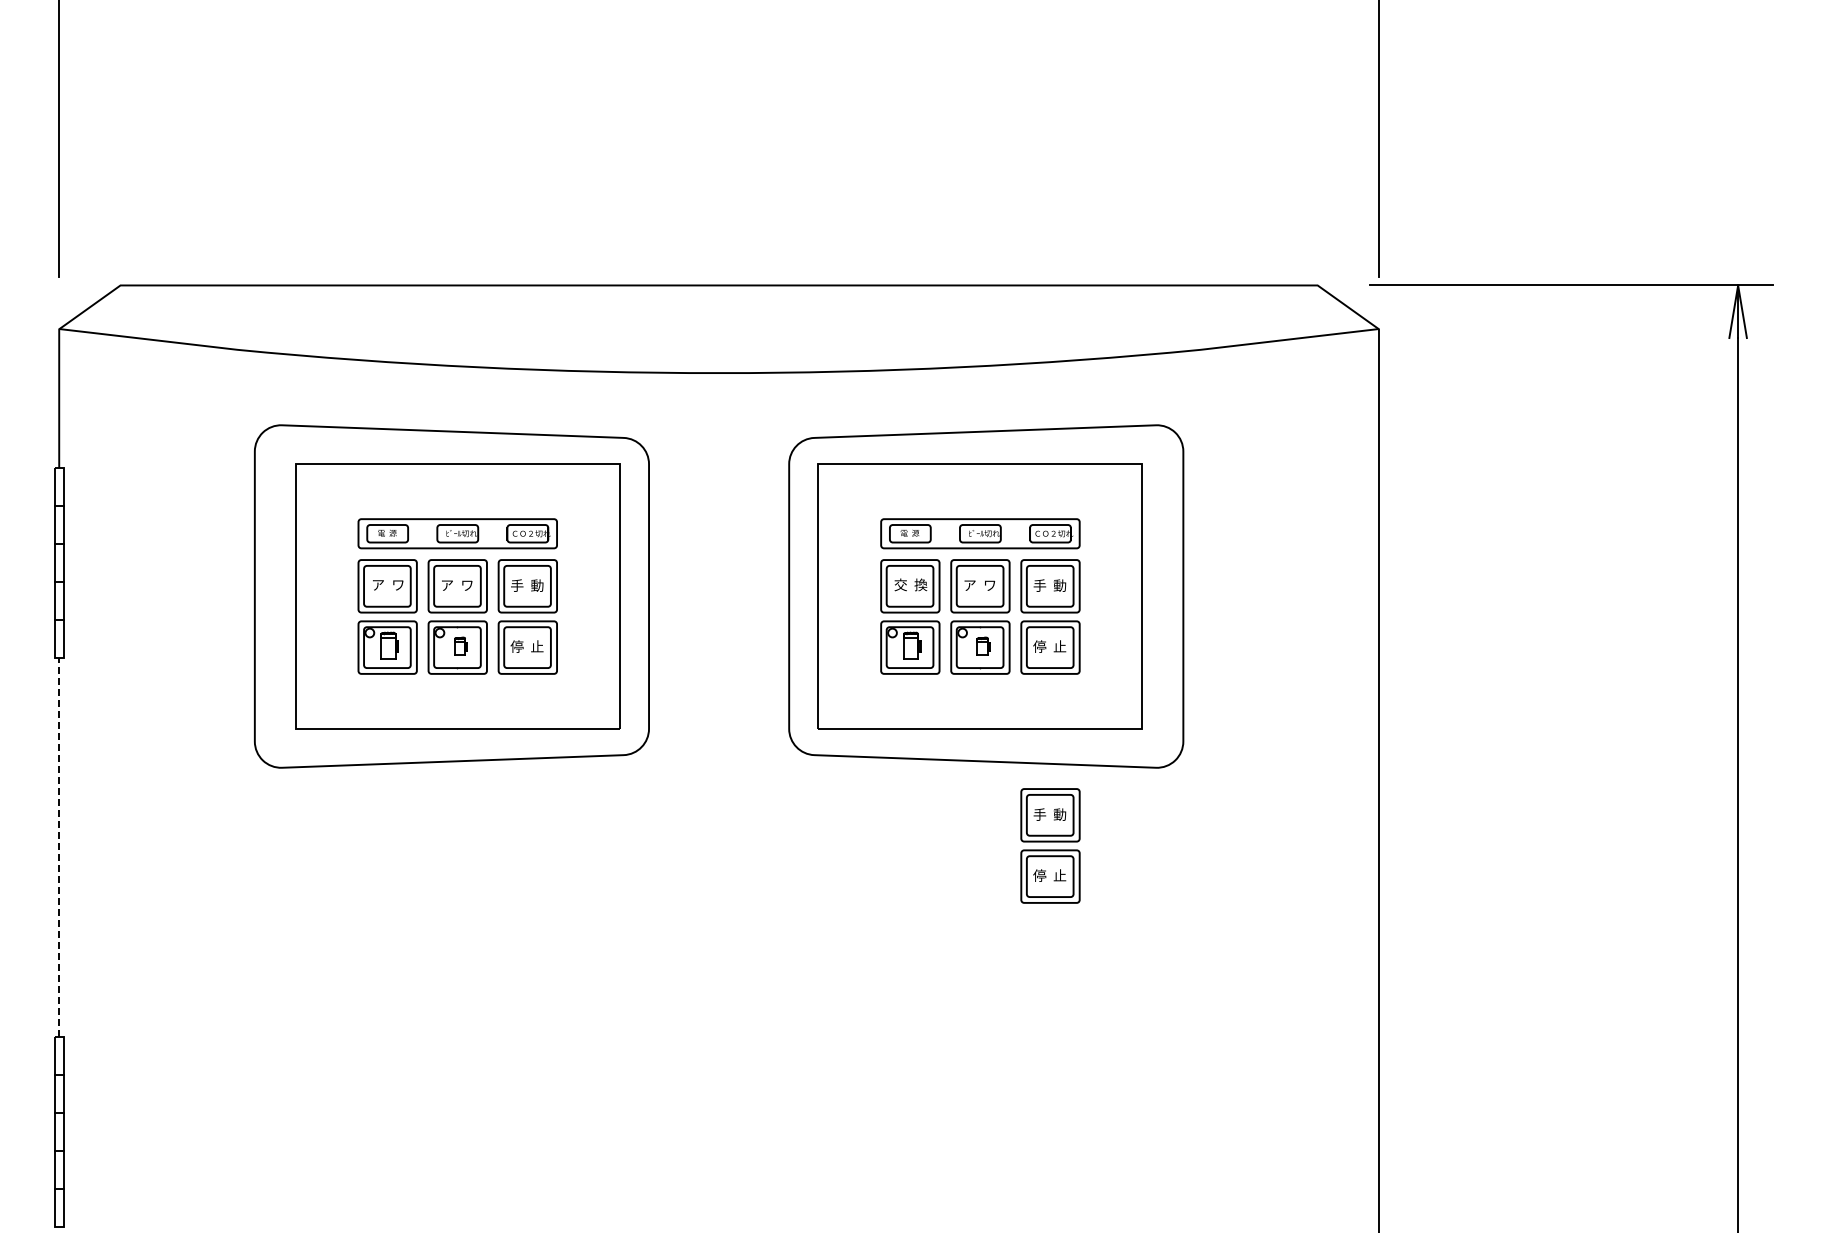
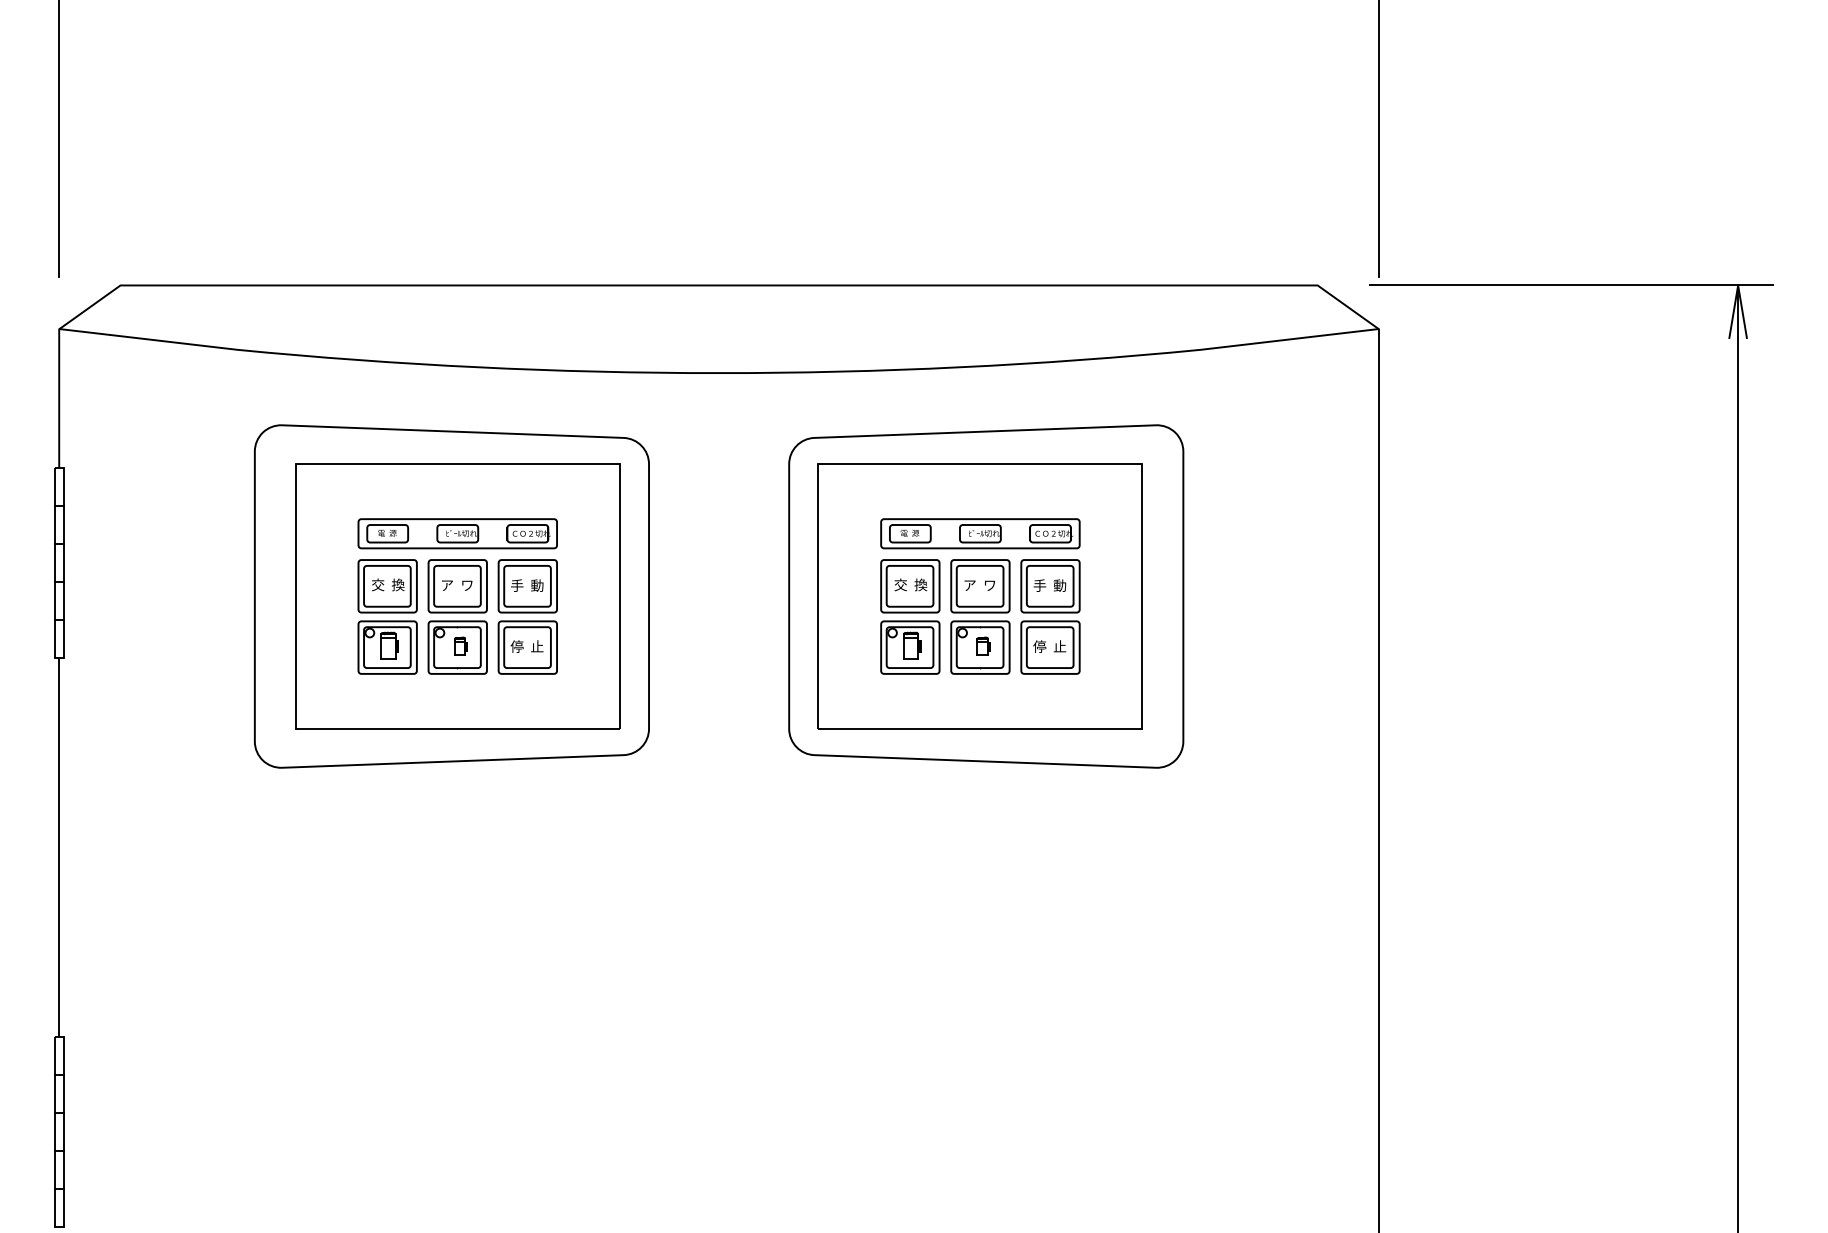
text: ア  ワ -> 交  換 (388, 584)
part: present -> none (1050, 845)
line: dashed -> solid (59, 847)
